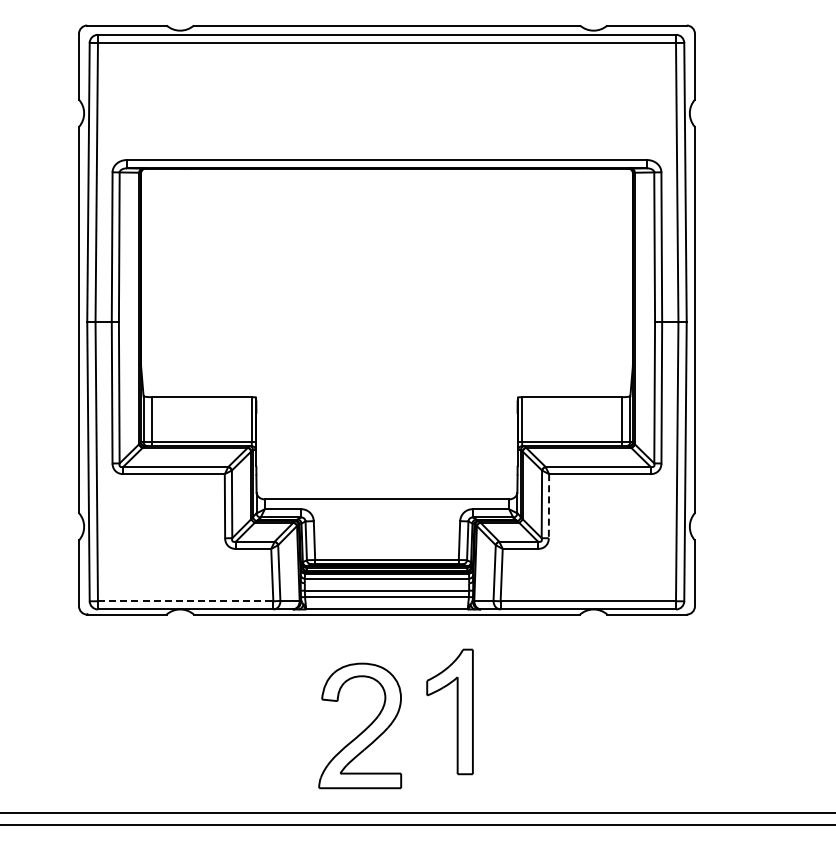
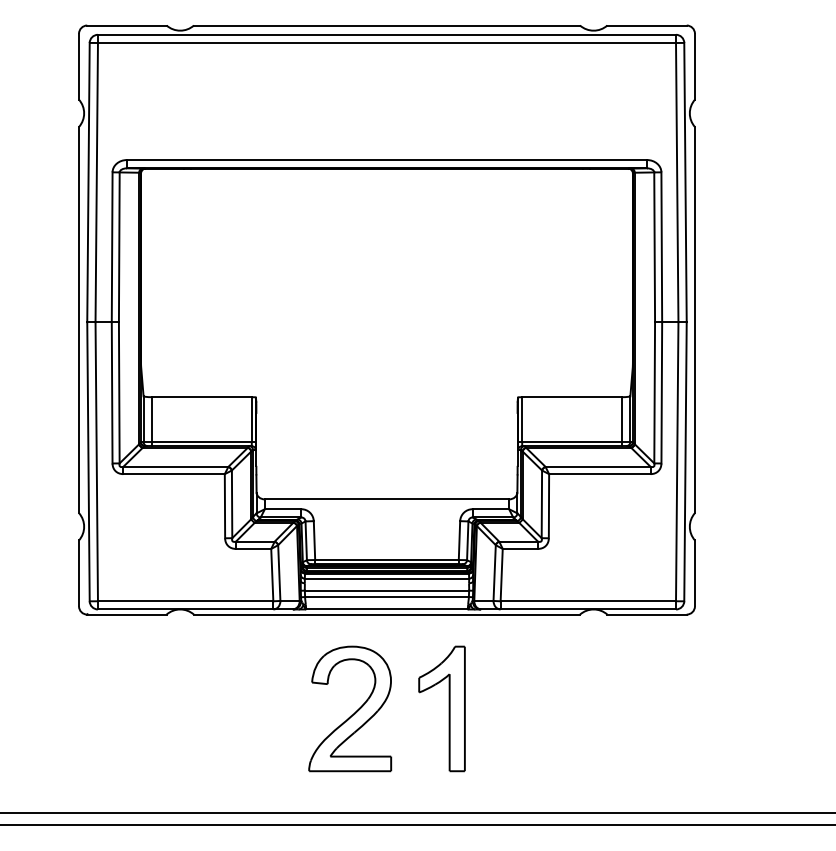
line: dashed -> solid (548, 506)
line: dashed -> solid (185, 601)
part position: (456, 711) -> (448, 708) (448, 708)
part position: (360, 725) -> (350, 708) (350, 708)
